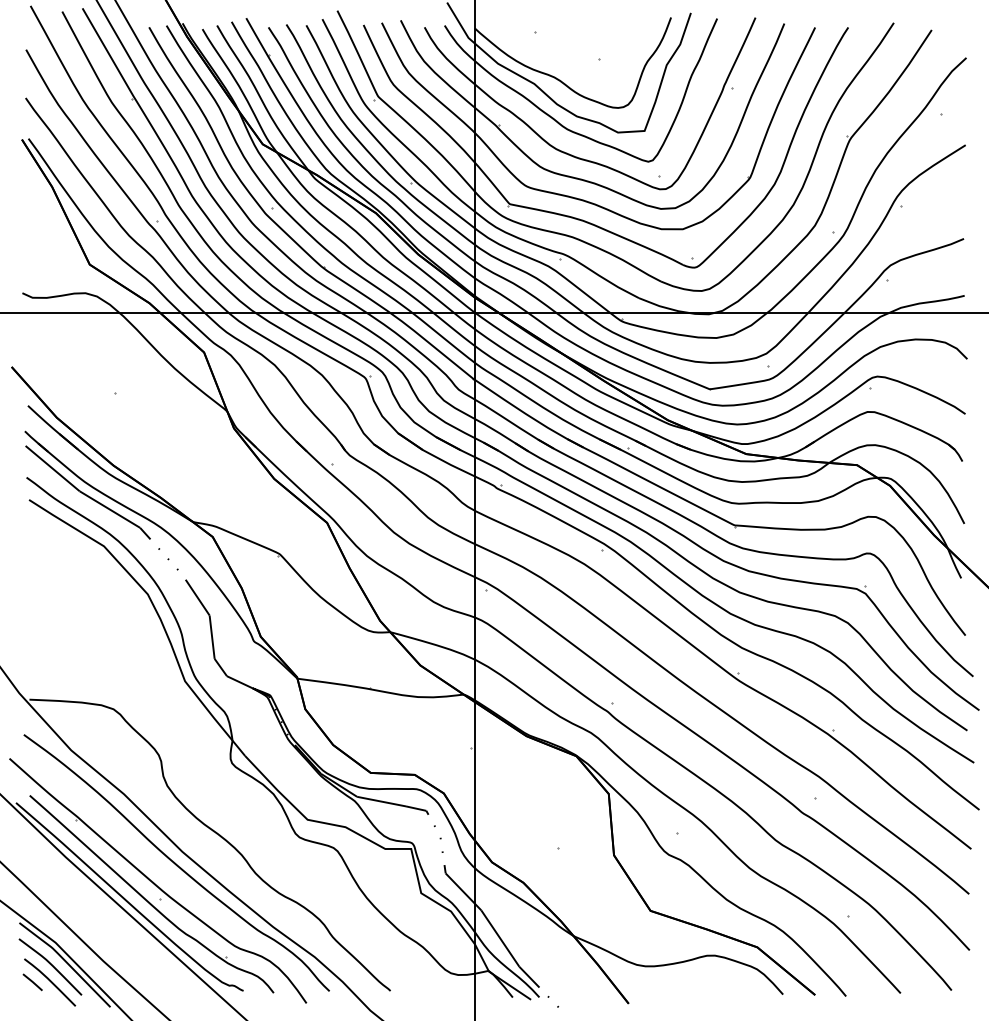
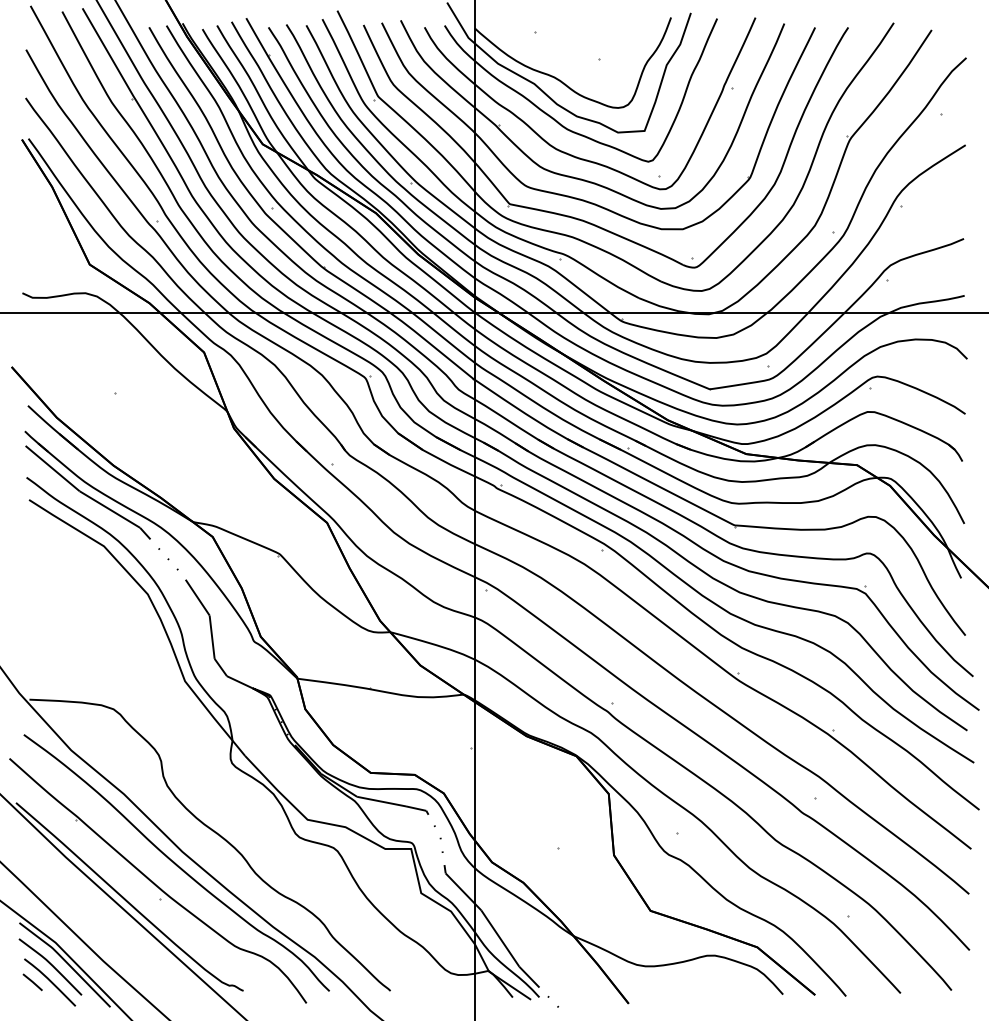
part: present -> none (148, 900)
